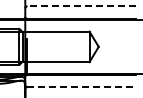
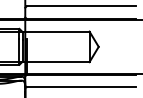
line: dashed -> solid (81, 6)
line: dashed -> solid (81, 87)
